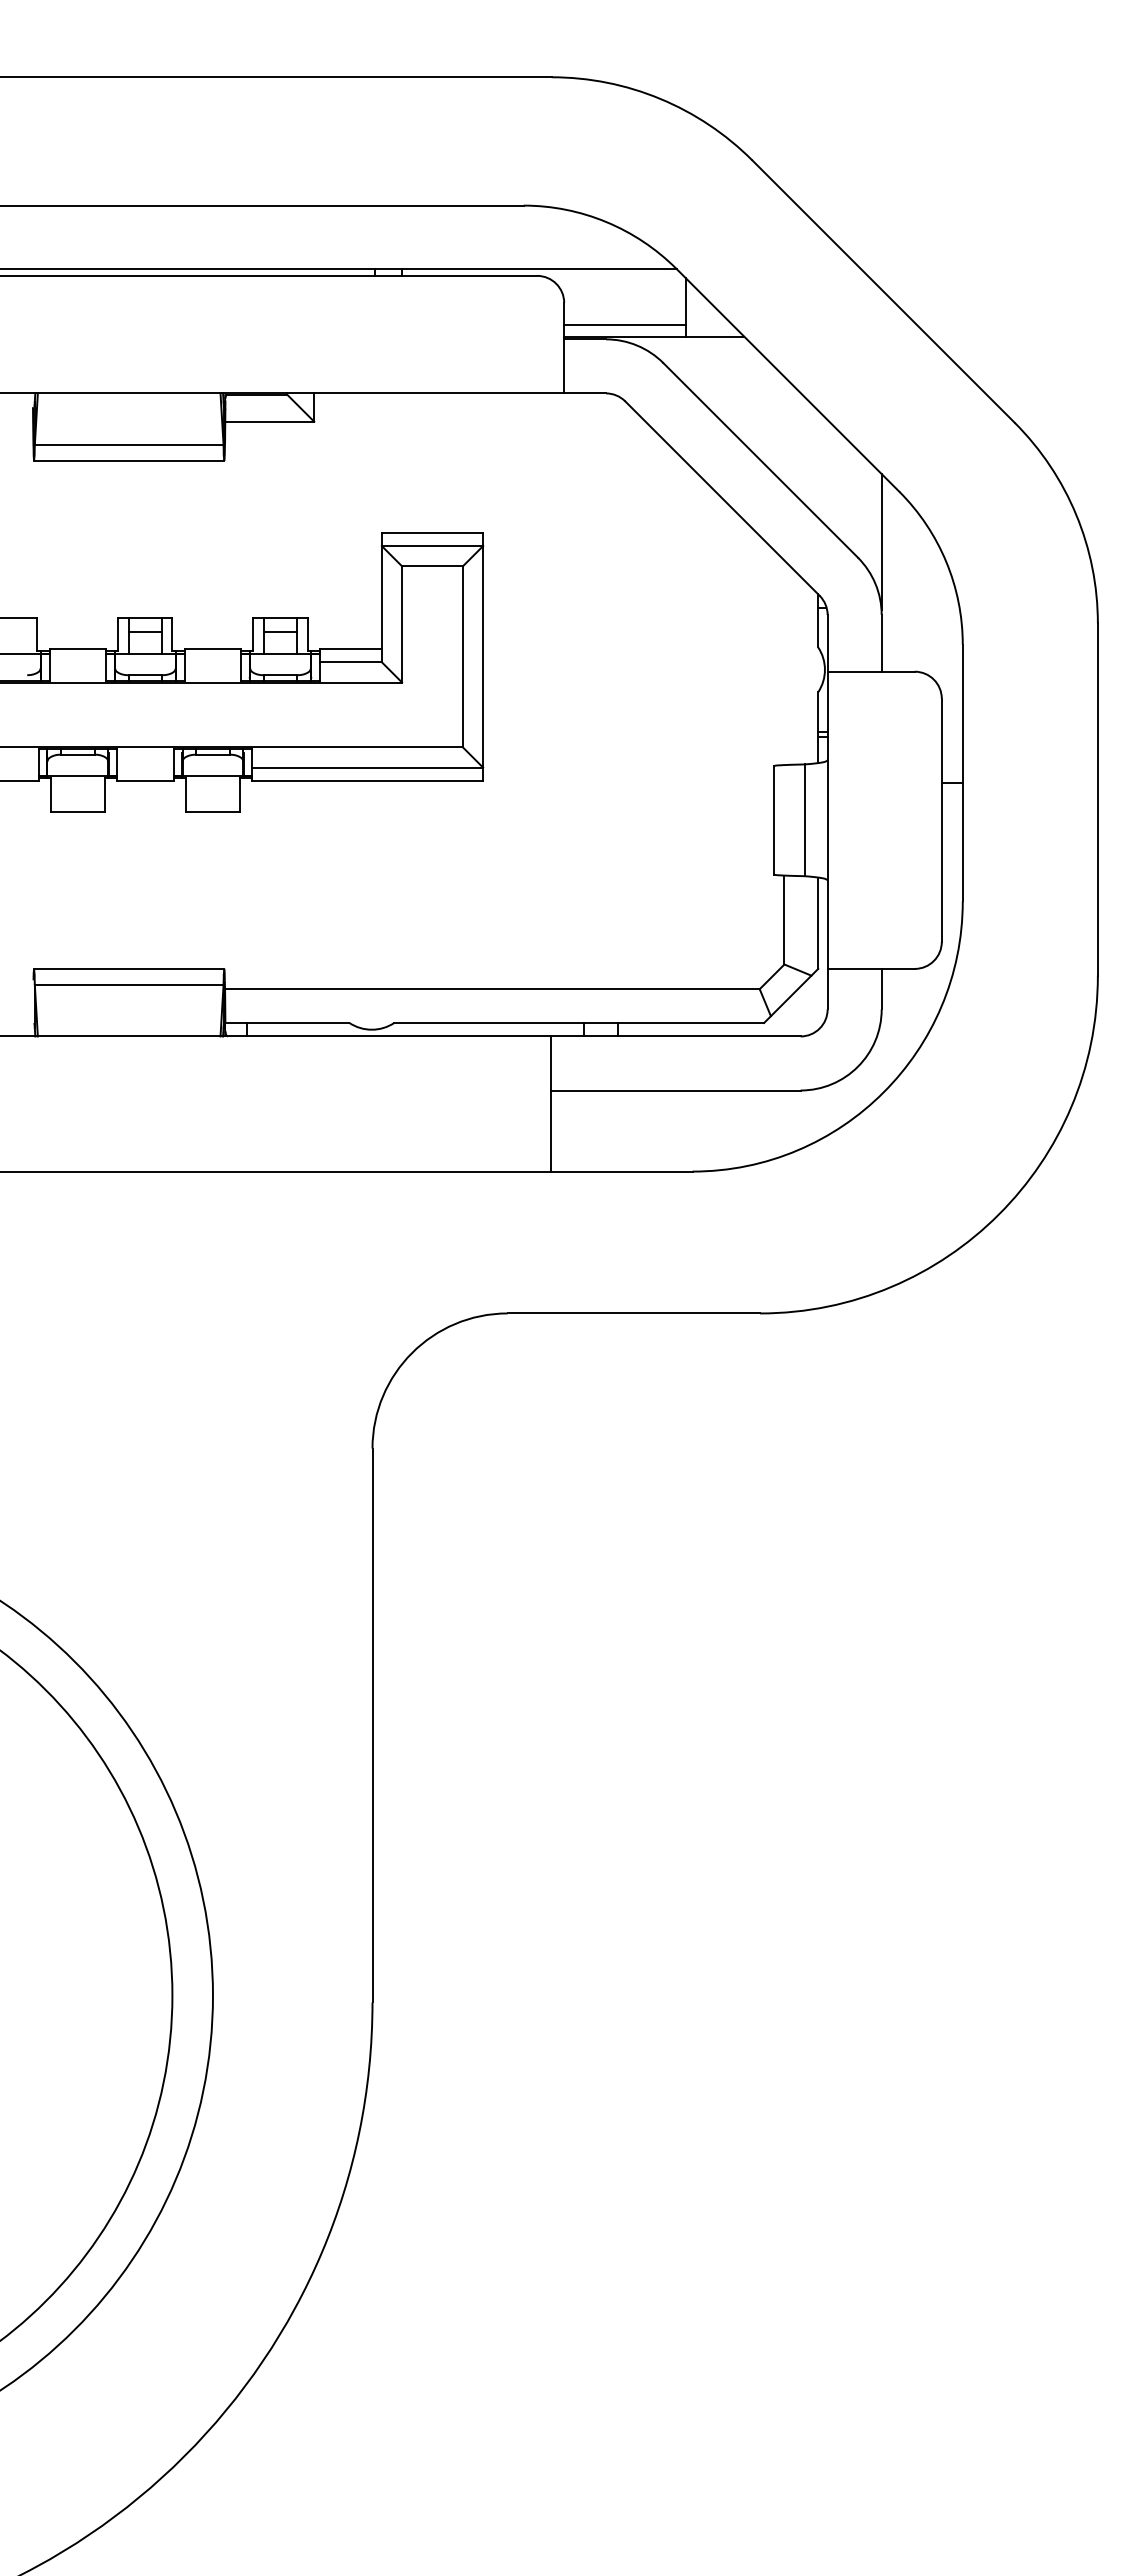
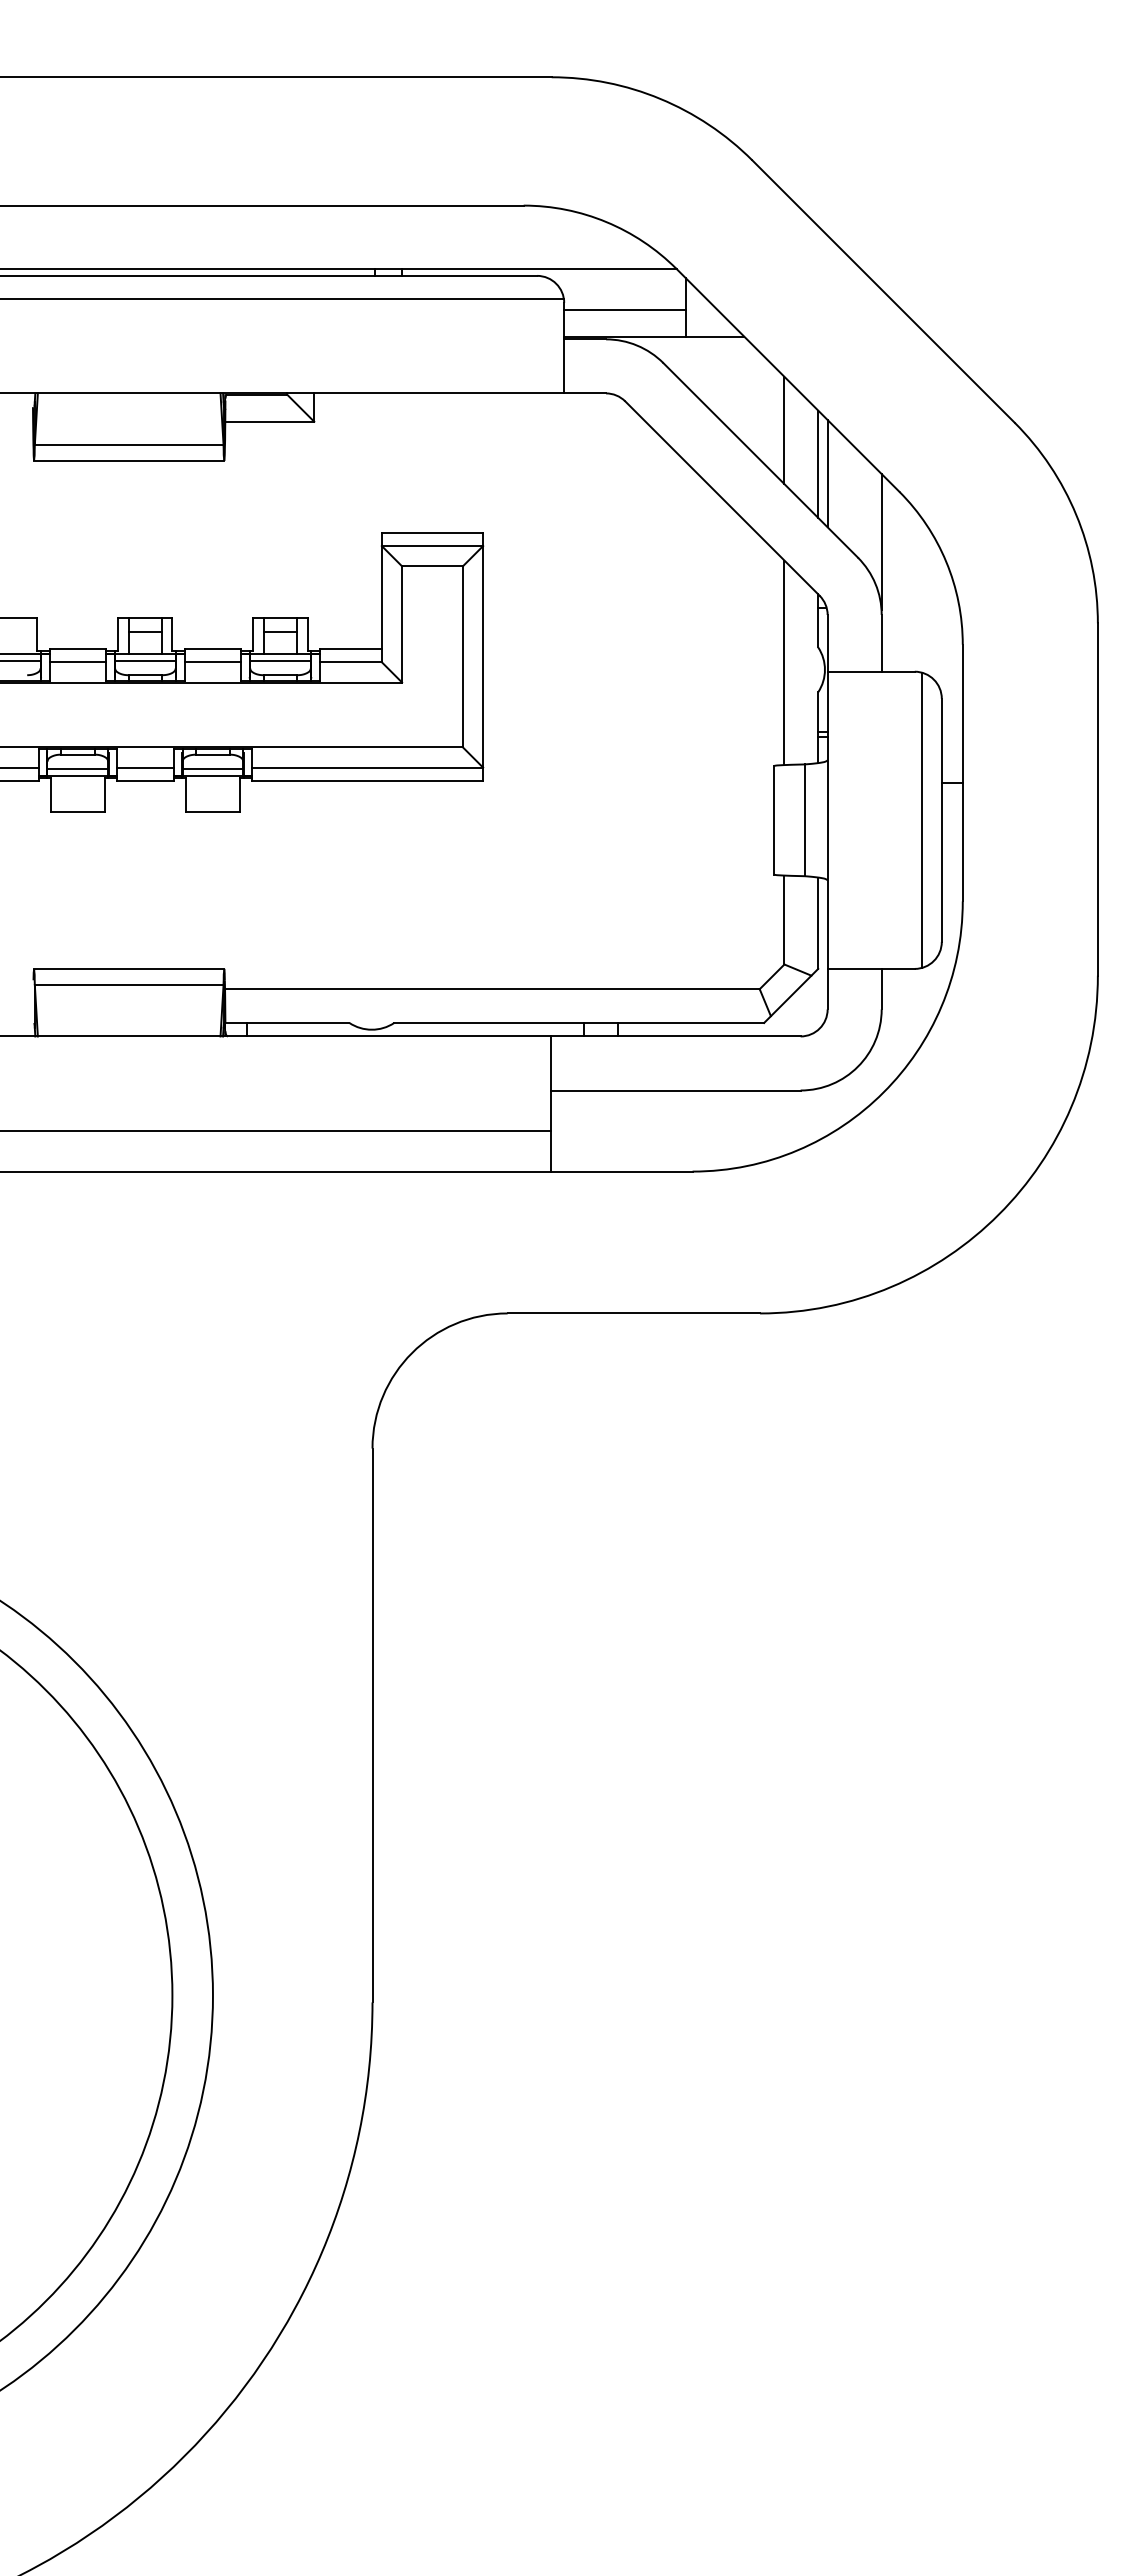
line: none -> present (282, 298)
line position: (624, 324) -> (624, 309) (624, 309)
line: none -> present (784, 430)
line: none -> present (818, 463)
line: none -> present (827, 473)
line: none -> present (21, 661)
line: none -> present (145, 661)
line: none -> present (280, 661)
line: none -> present (77, 662)
line: none -> present (212, 662)
line: none -> present (784, 662)
line: none -> present (20, 767)
line: none -> present (145, 767)
line: none -> present (77, 768)
line: none -> present (212, 768)
line: none -> present (922, 819)
line: none -> present (276, 1131)
